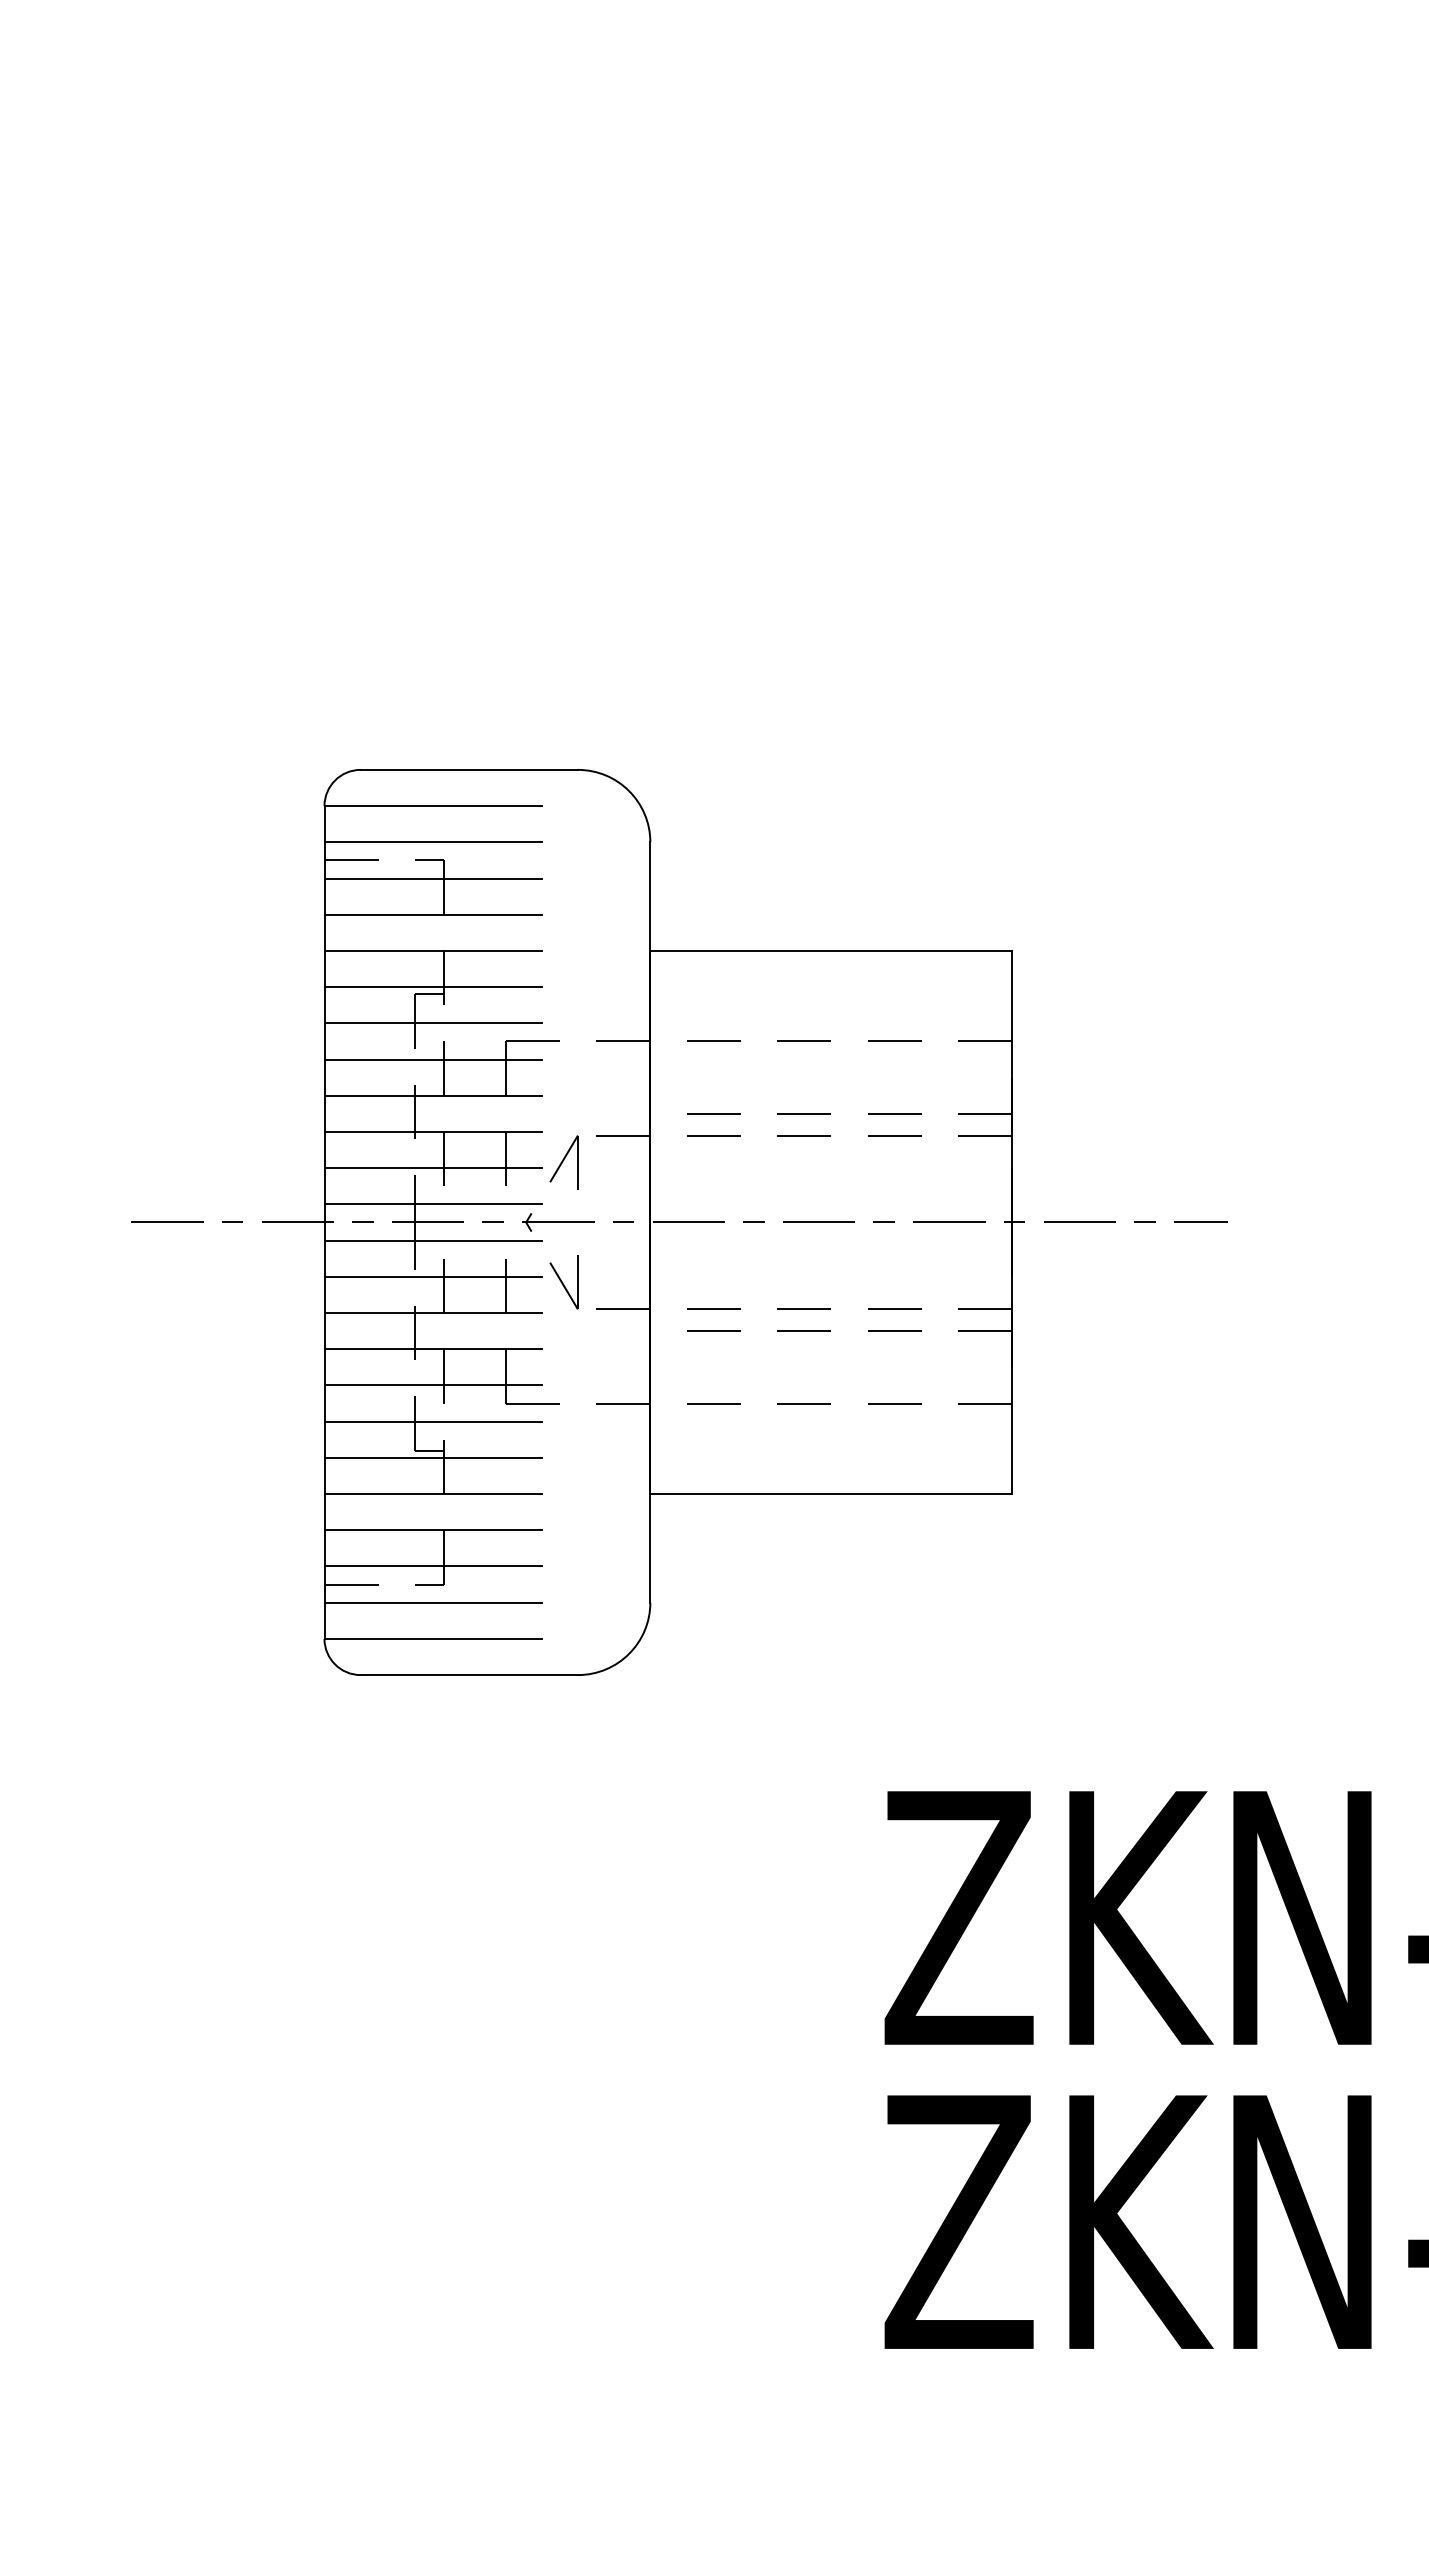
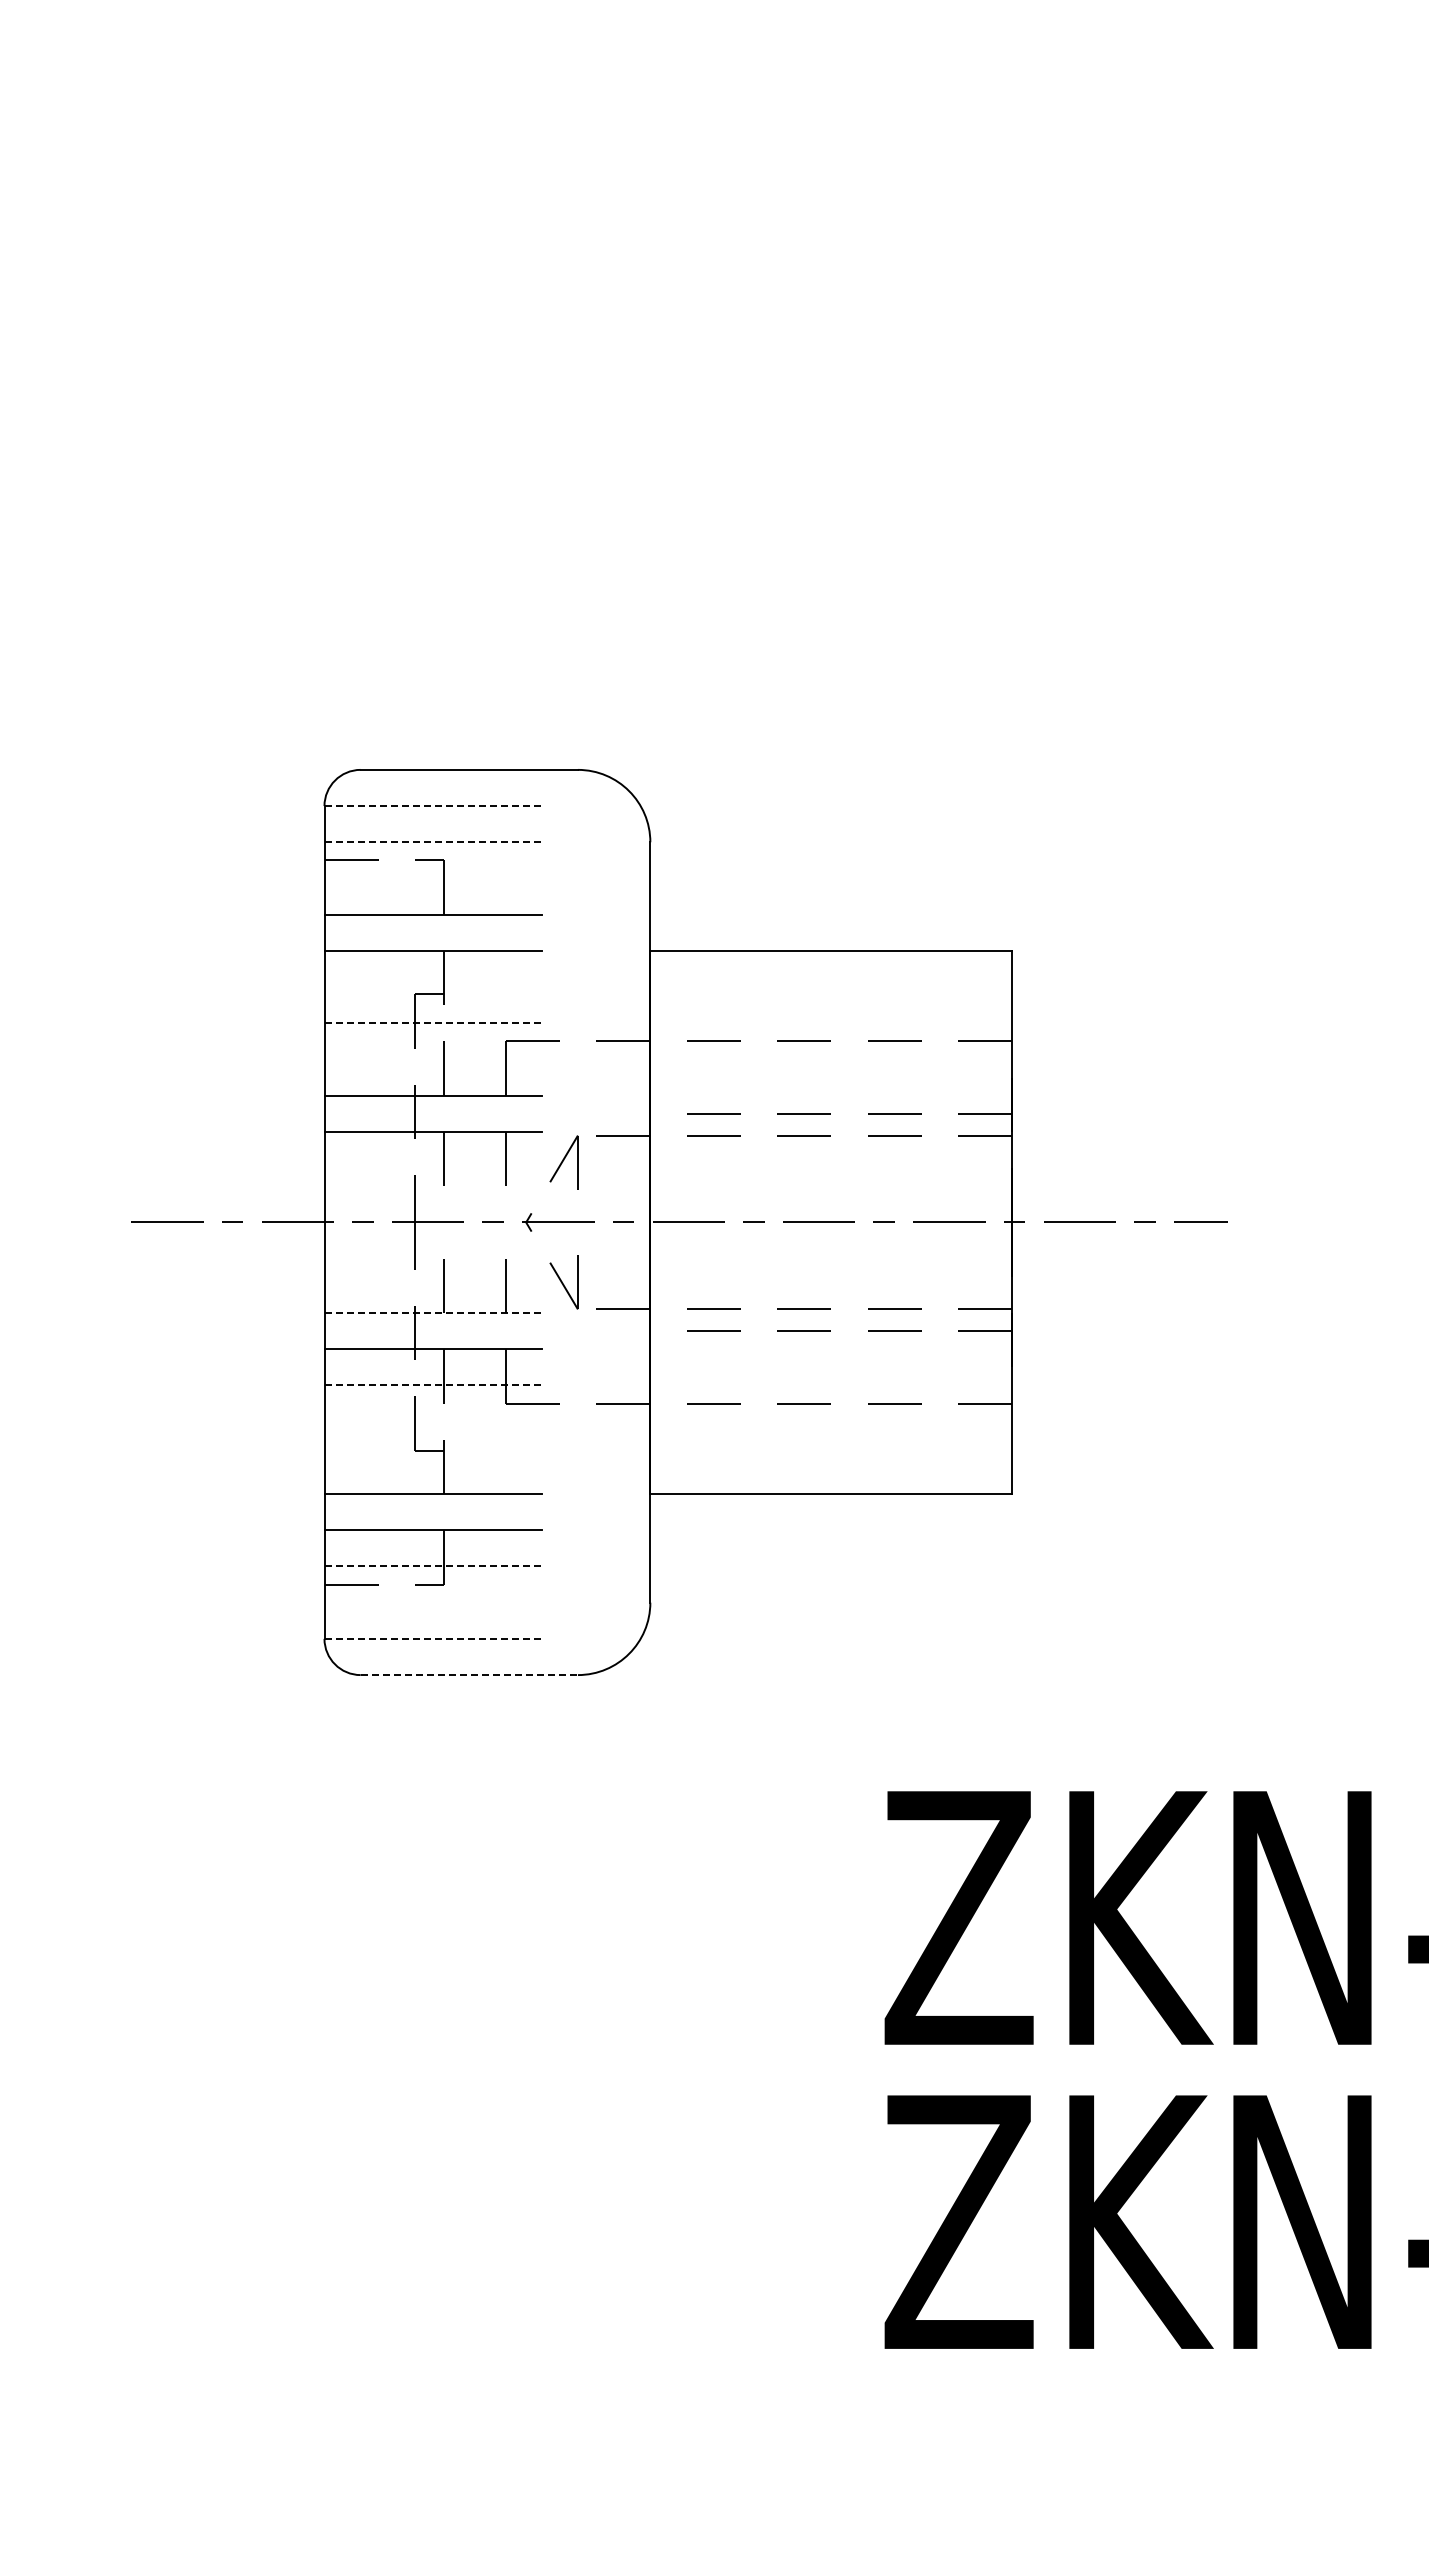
line: solid -> dashed (433, 806)
line: solid -> dashed (433, 842)
line: present -> none (432, 878)
line: present -> none (432, 987)
line: solid -> dashed (433, 1023)
line: present -> none (432, 1059)
line: present -> none (432, 1168)
line: present -> none (432, 1204)
line: present -> none (432, 1240)
line: present -> none (432, 1276)
line: solid -> dashed (433, 1313)
line: solid -> dashed (433, 1385)
line: present -> none (432, 1421)
line: present -> none (432, 1457)
line: solid -> dashed (433, 1566)
line: present -> none (432, 1602)
line: solid -> dashed (433, 1638)
line: solid -> dashed (469, 1675)
